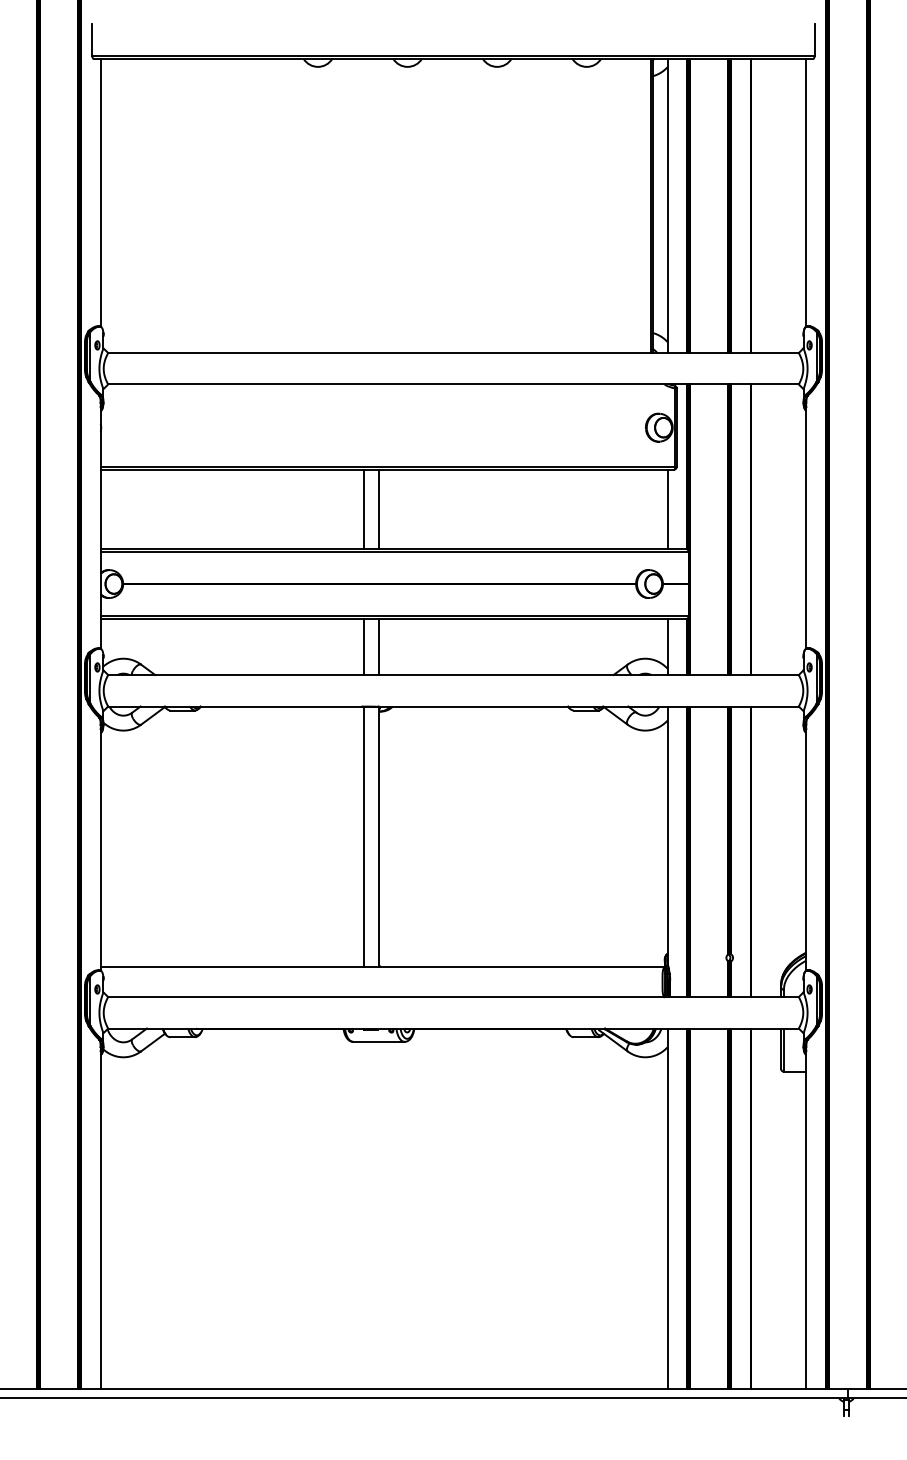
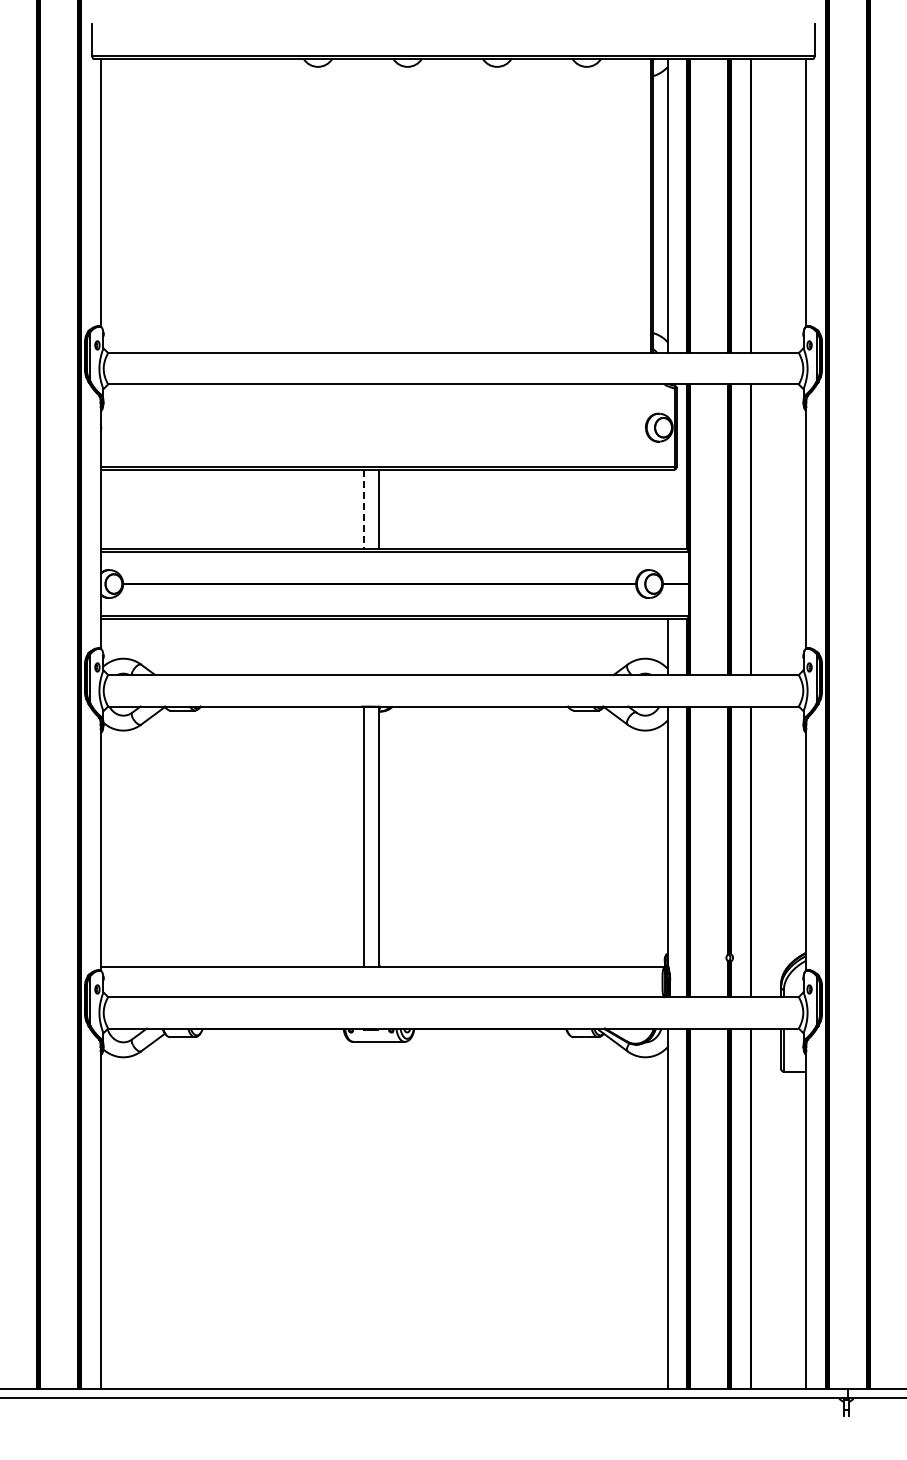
line: solid -> dashed (364, 509)
line: present -> none (667, 509)
line: present -> none (364, 647)
line: present -> none (379, 647)
